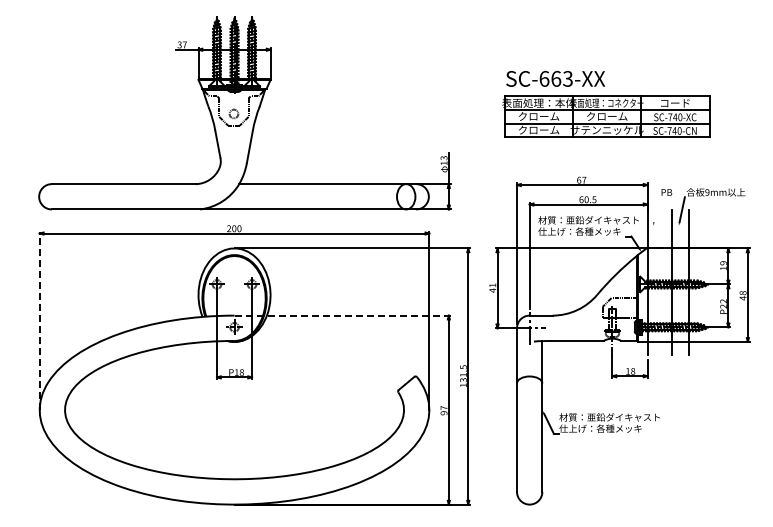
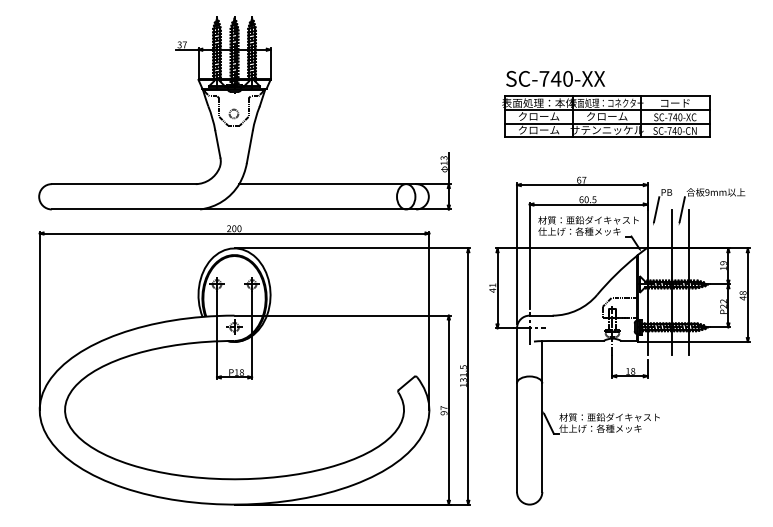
text: SC-663-XX -> SC-740-XX (555, 78)
line: none -> present (656, 209)
line: dashed -> solid (343, 315)
line: dashed -> solid (39, 320)
